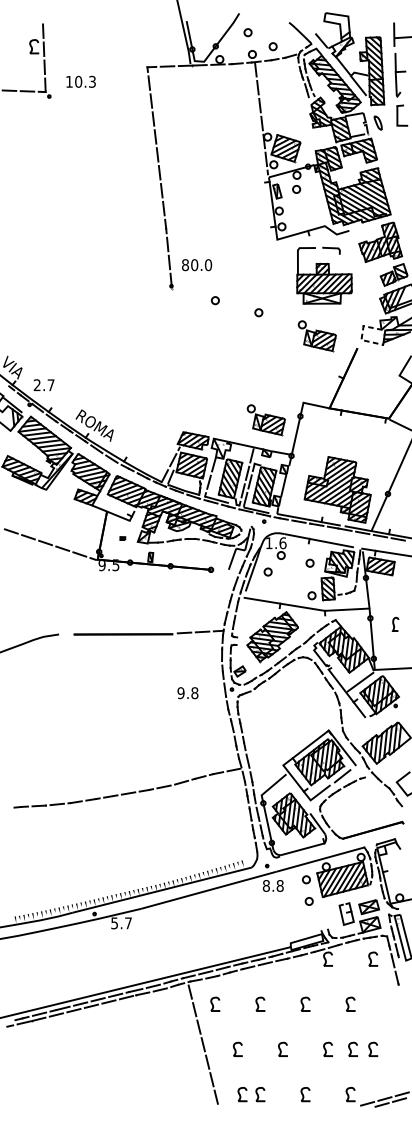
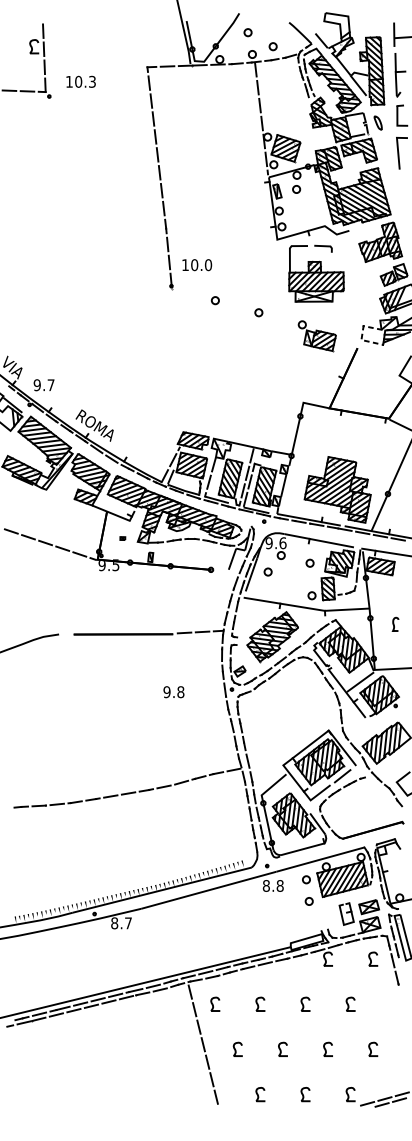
line: none -> present (399, 152)
text: 80.0 -> 10.0 (185, 265)
part position: (324, 275) -> (316, 273) (316, 273)
text: 2.7 -> 9.7 (36, 385)
part: present -> none (265, 420)
text: 1.6 -> 9.6 (268, 543)
text position: (187, 693) -> (173, 692) (173, 692)
text: 5.7 -> 8.7 (114, 923)
part: present -> none (352, 1048)
part: present -> none (242, 1094)
